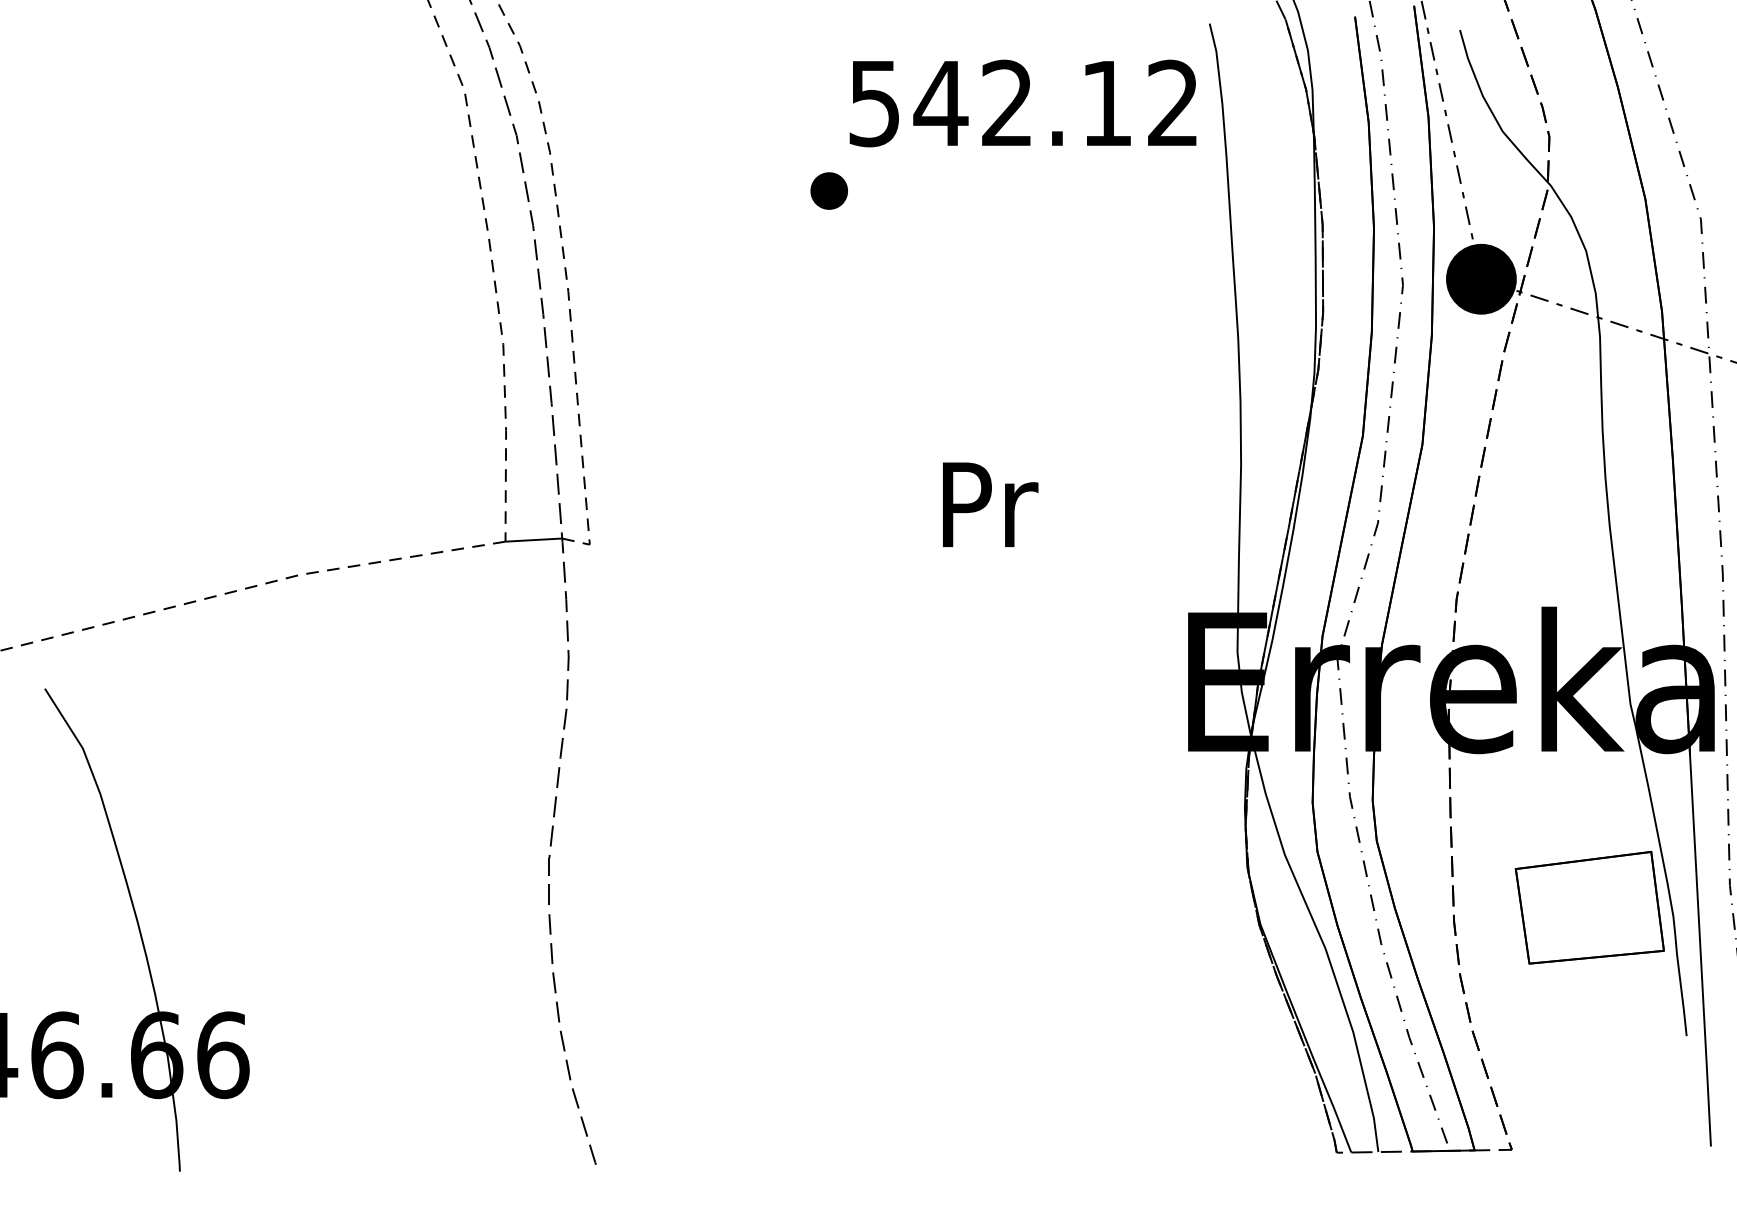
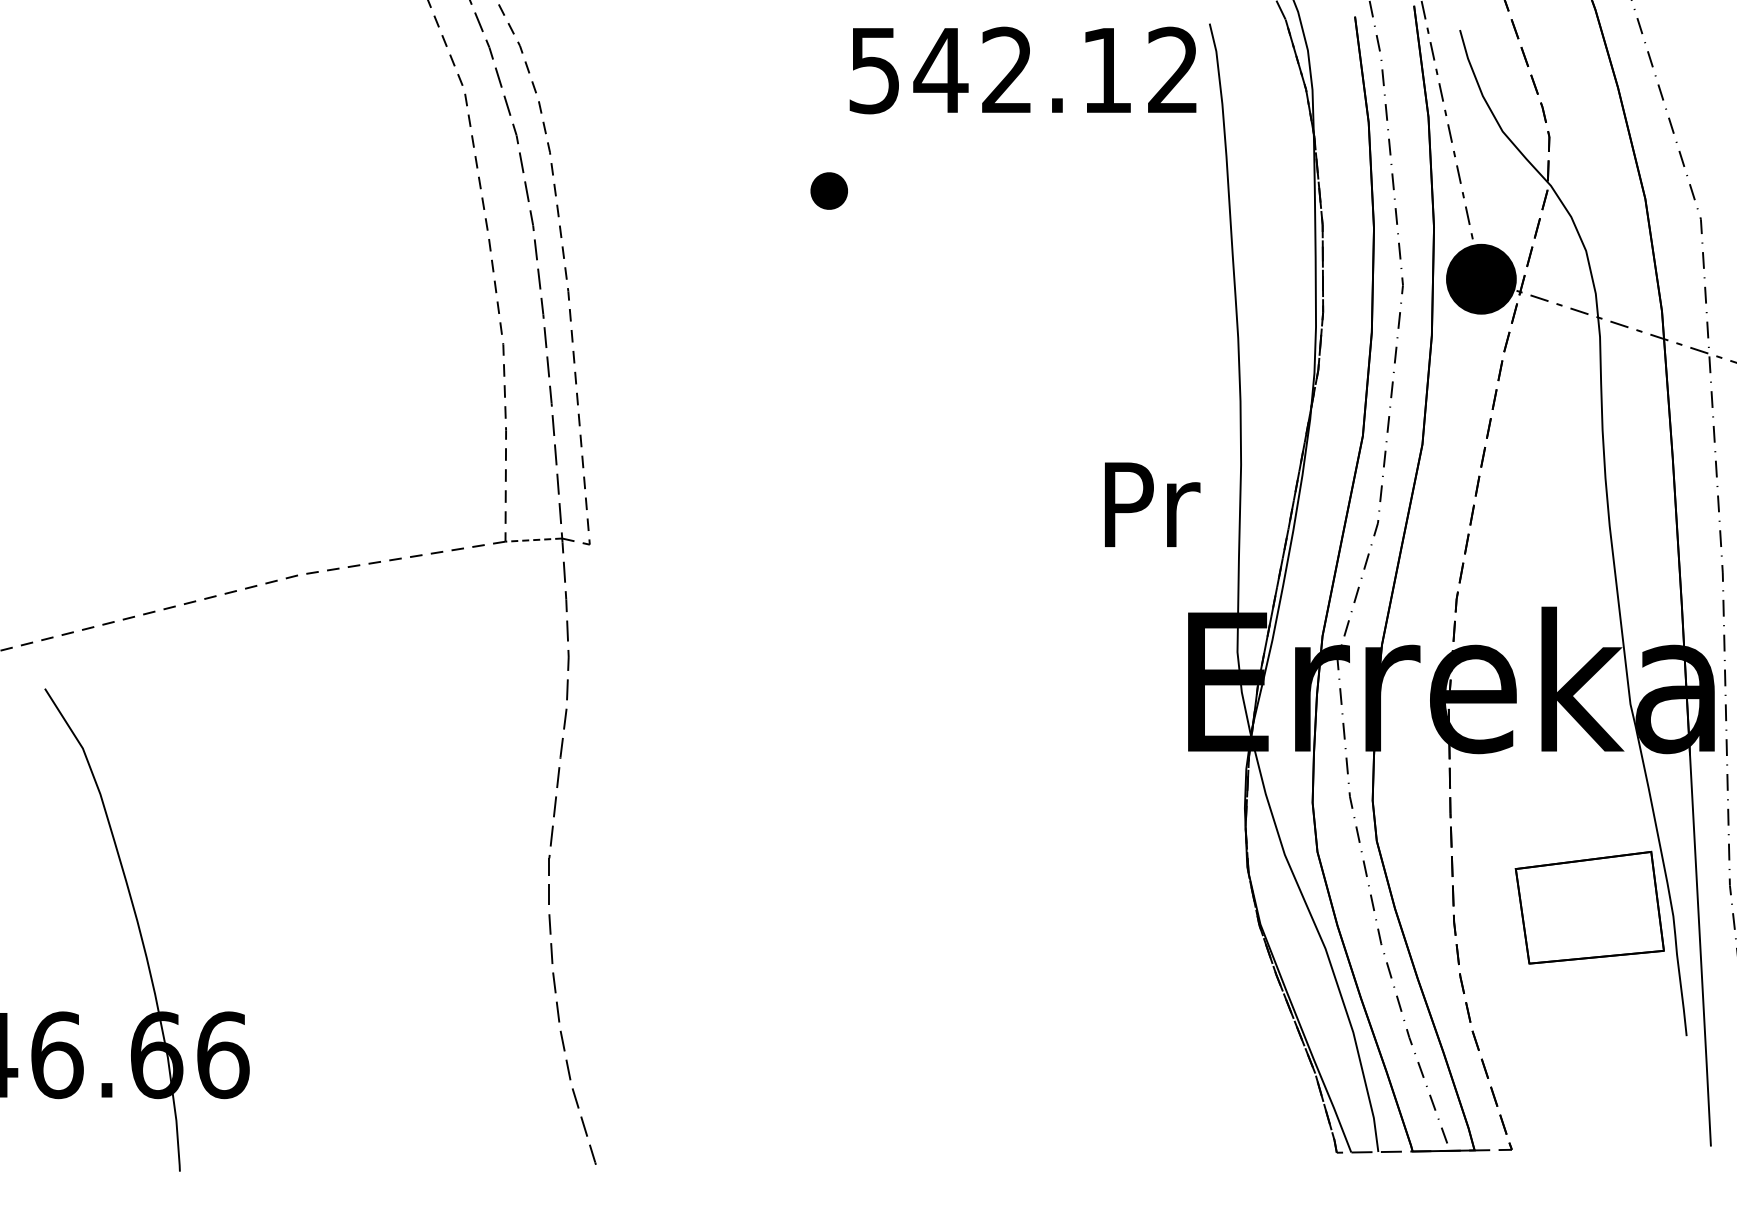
text position: (1022, 103) -> (1022, 70) (1022, 70)
text position: (990, 504) -> (1152, 504) (1152, 504)
line: solid -> dashed (533, 540)
